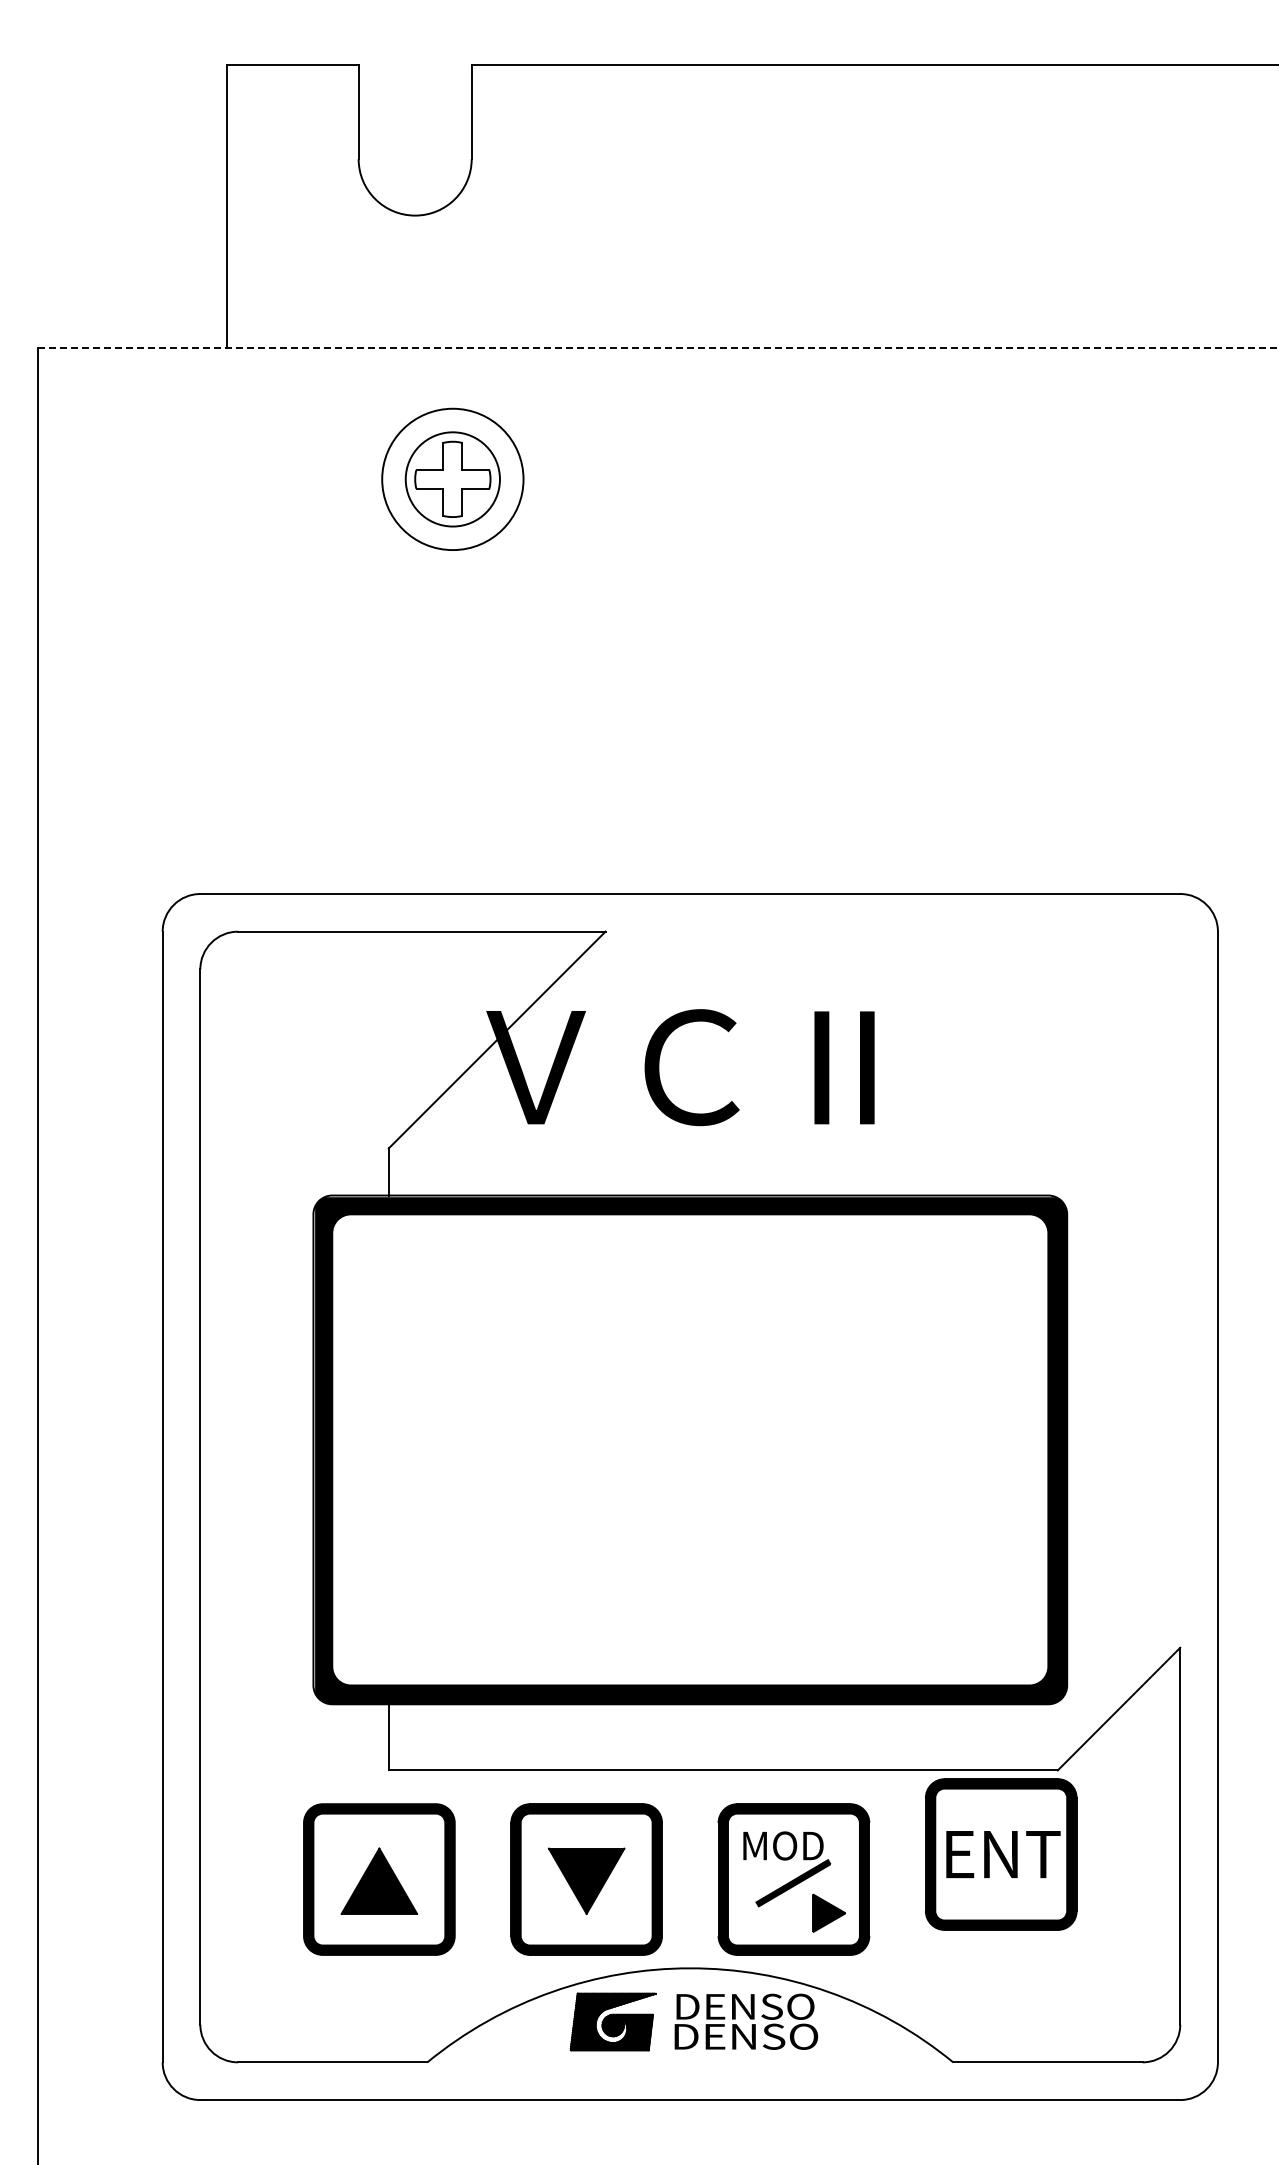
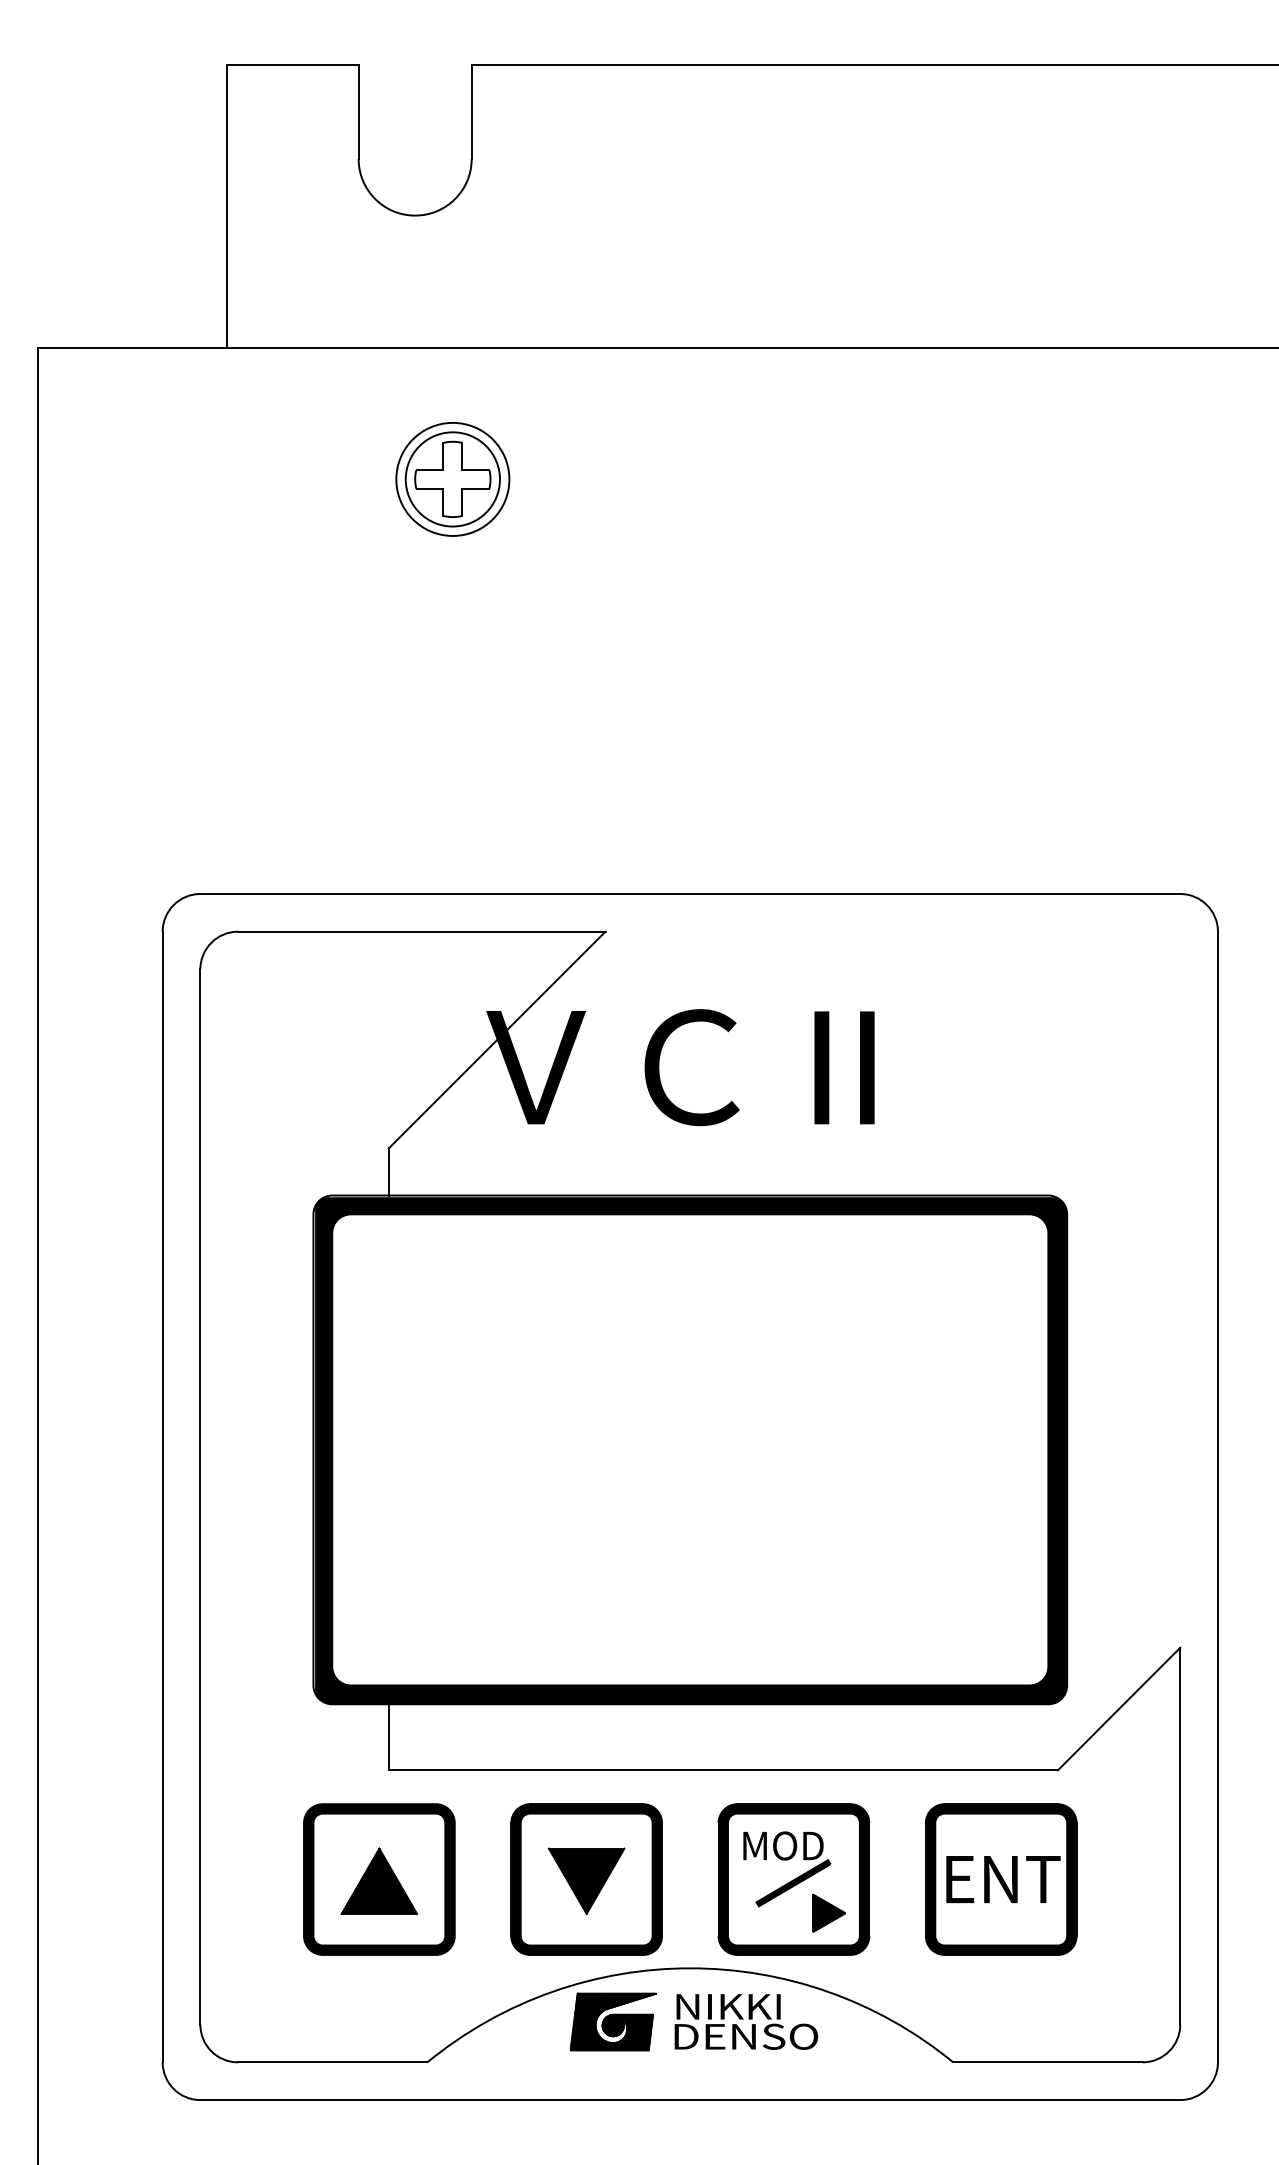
line: dashed -> solid (658, 347)
circle diameter: 141 px -> 113 px (452, 478)
part position: (1001, 1854) -> (1001, 1879) (1001, 1879)
text: DENSO -> NIKKI (747, 2006)
